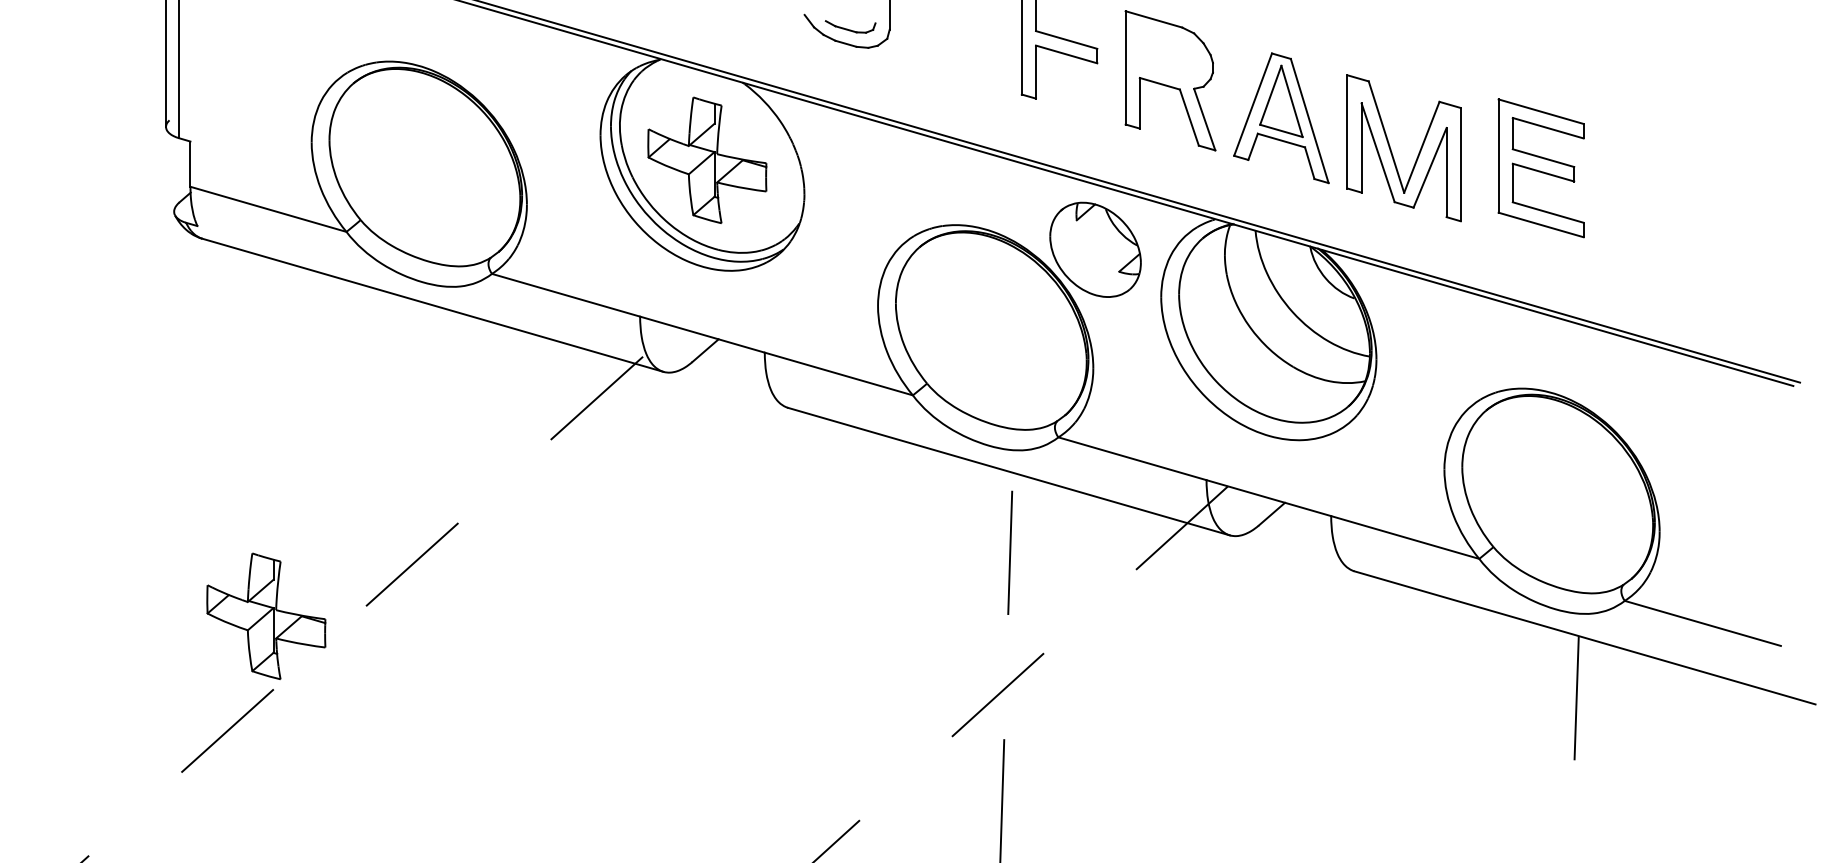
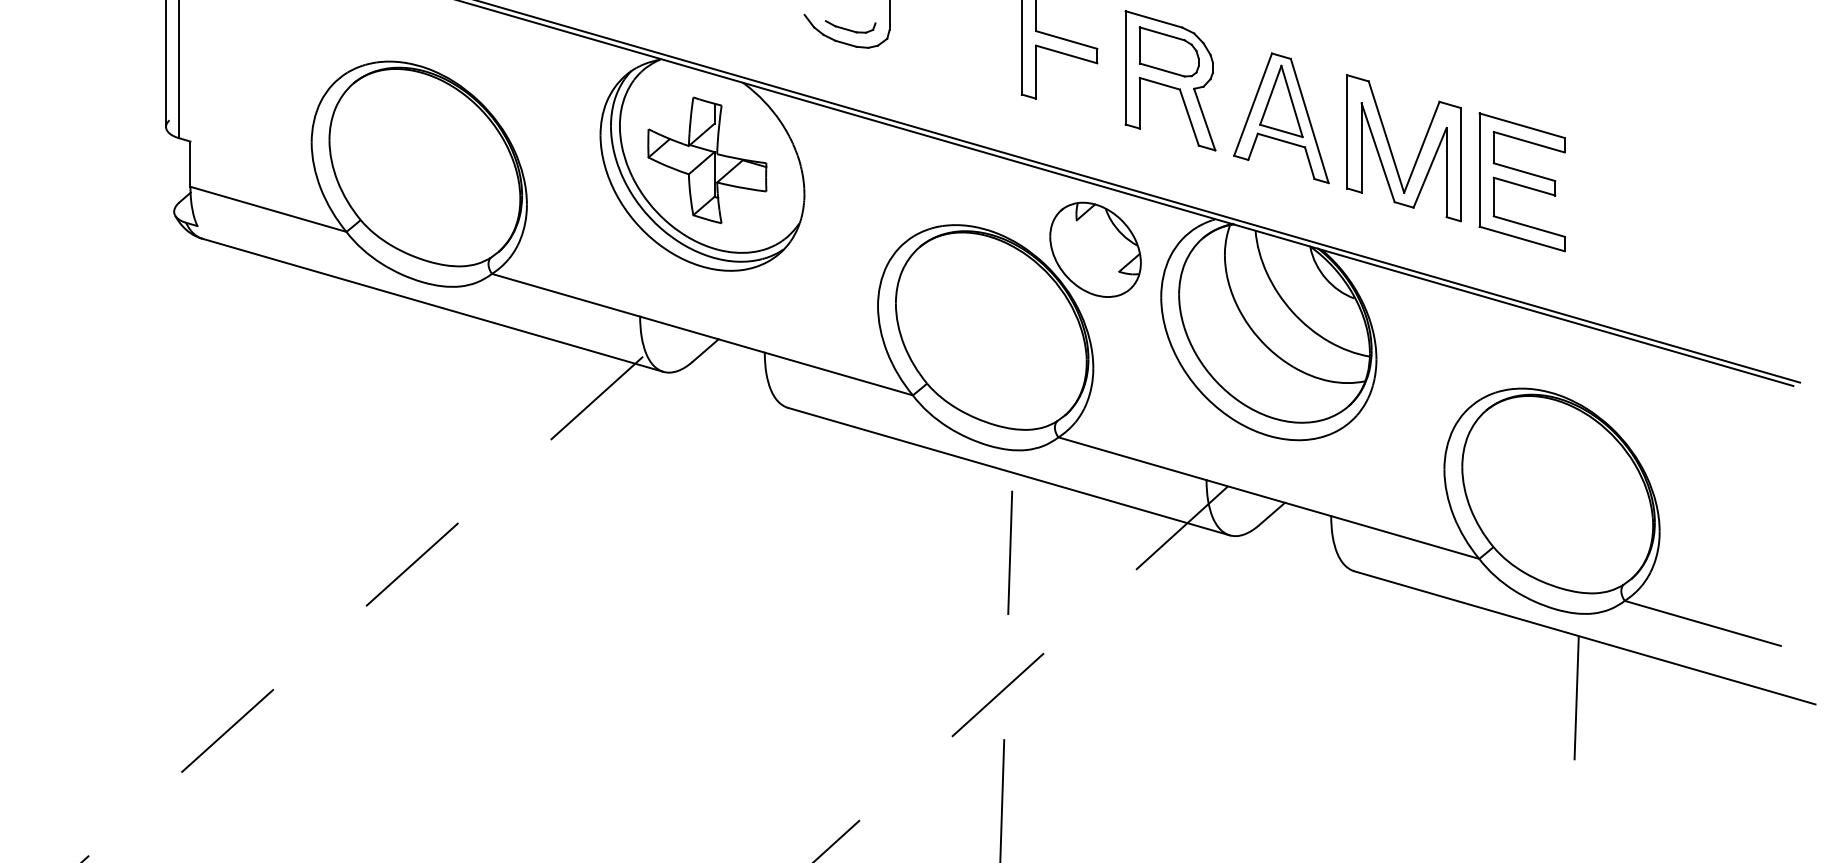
part: none -> present (1168, 51)
part position: (1540, 168) -> (1521, 182) (1521, 182)
part: present -> none (266, 615)
